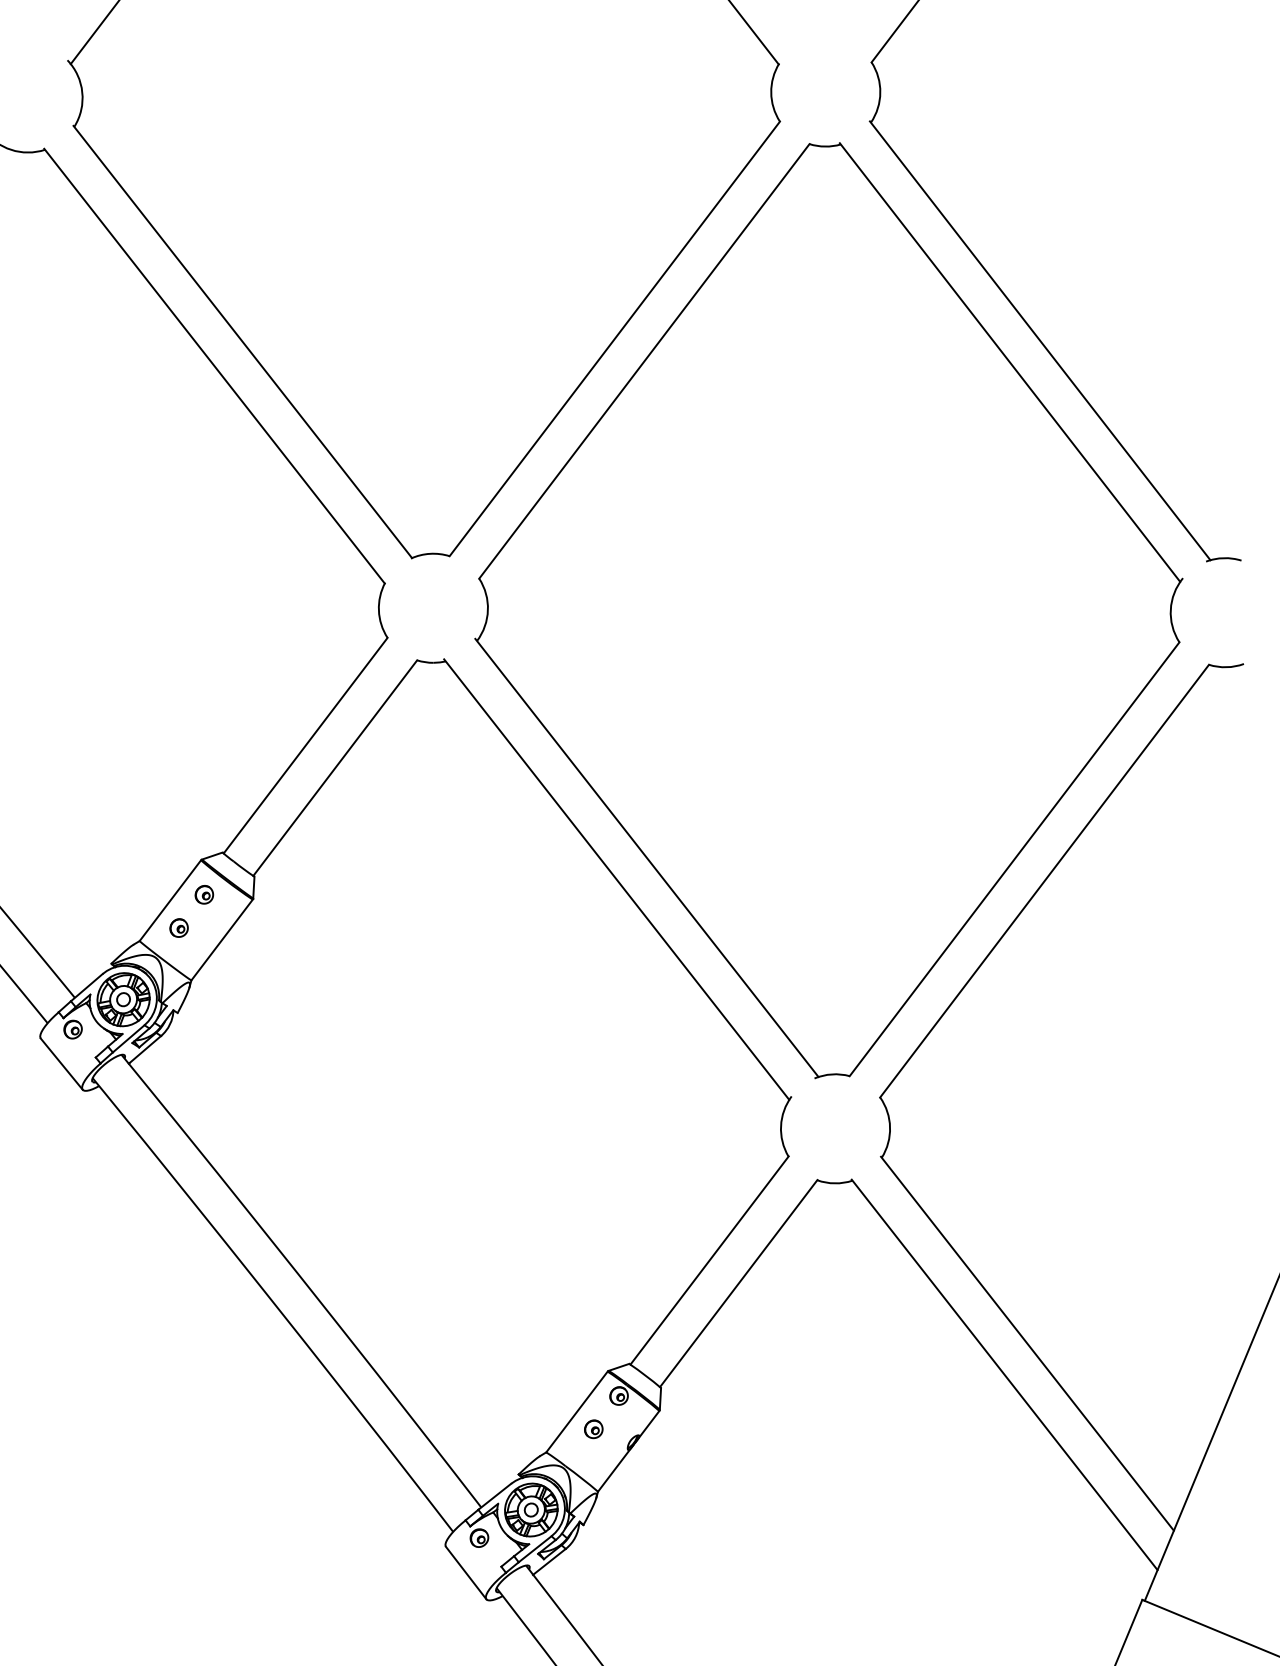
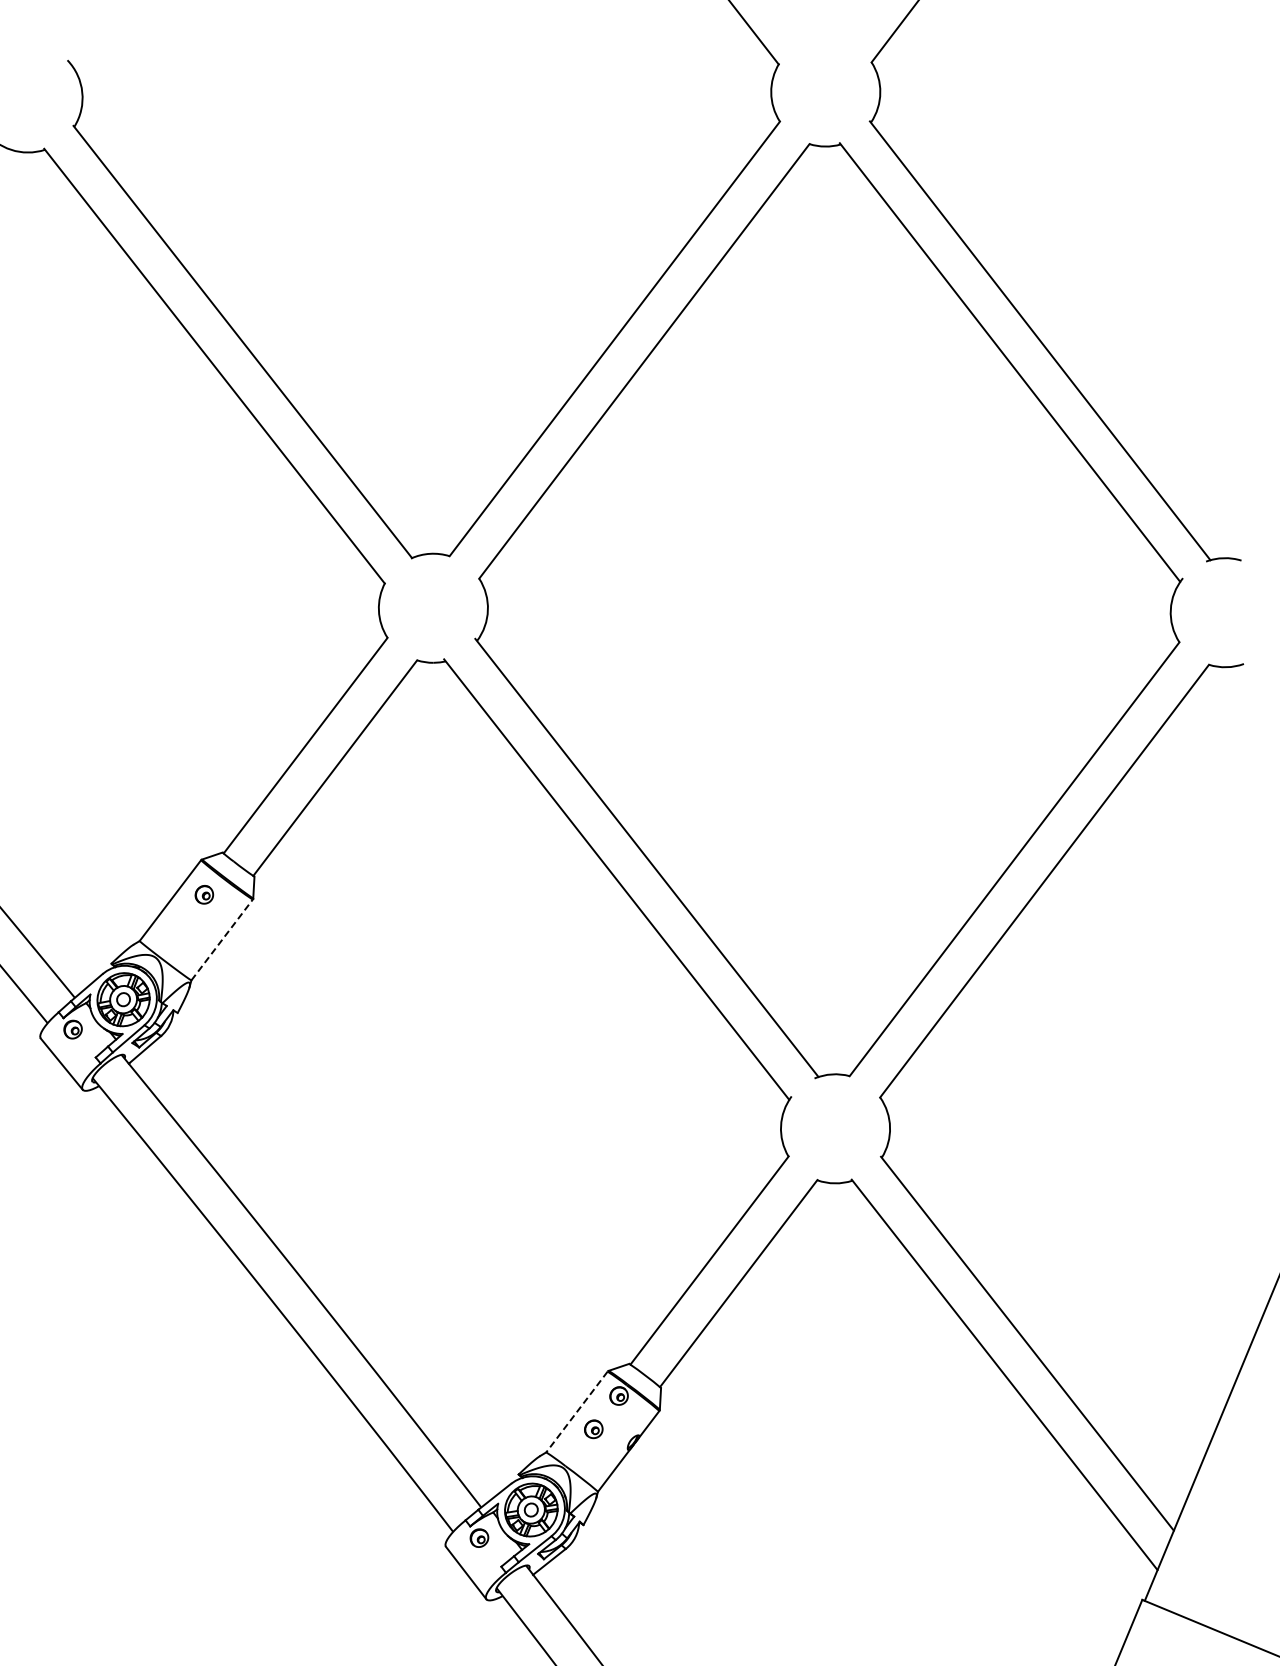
line: present -> none (94, 33)
part: present -> none (178, 927)
line: solid -> dashed (222, 940)
line: solid -> dashed (576, 1412)
